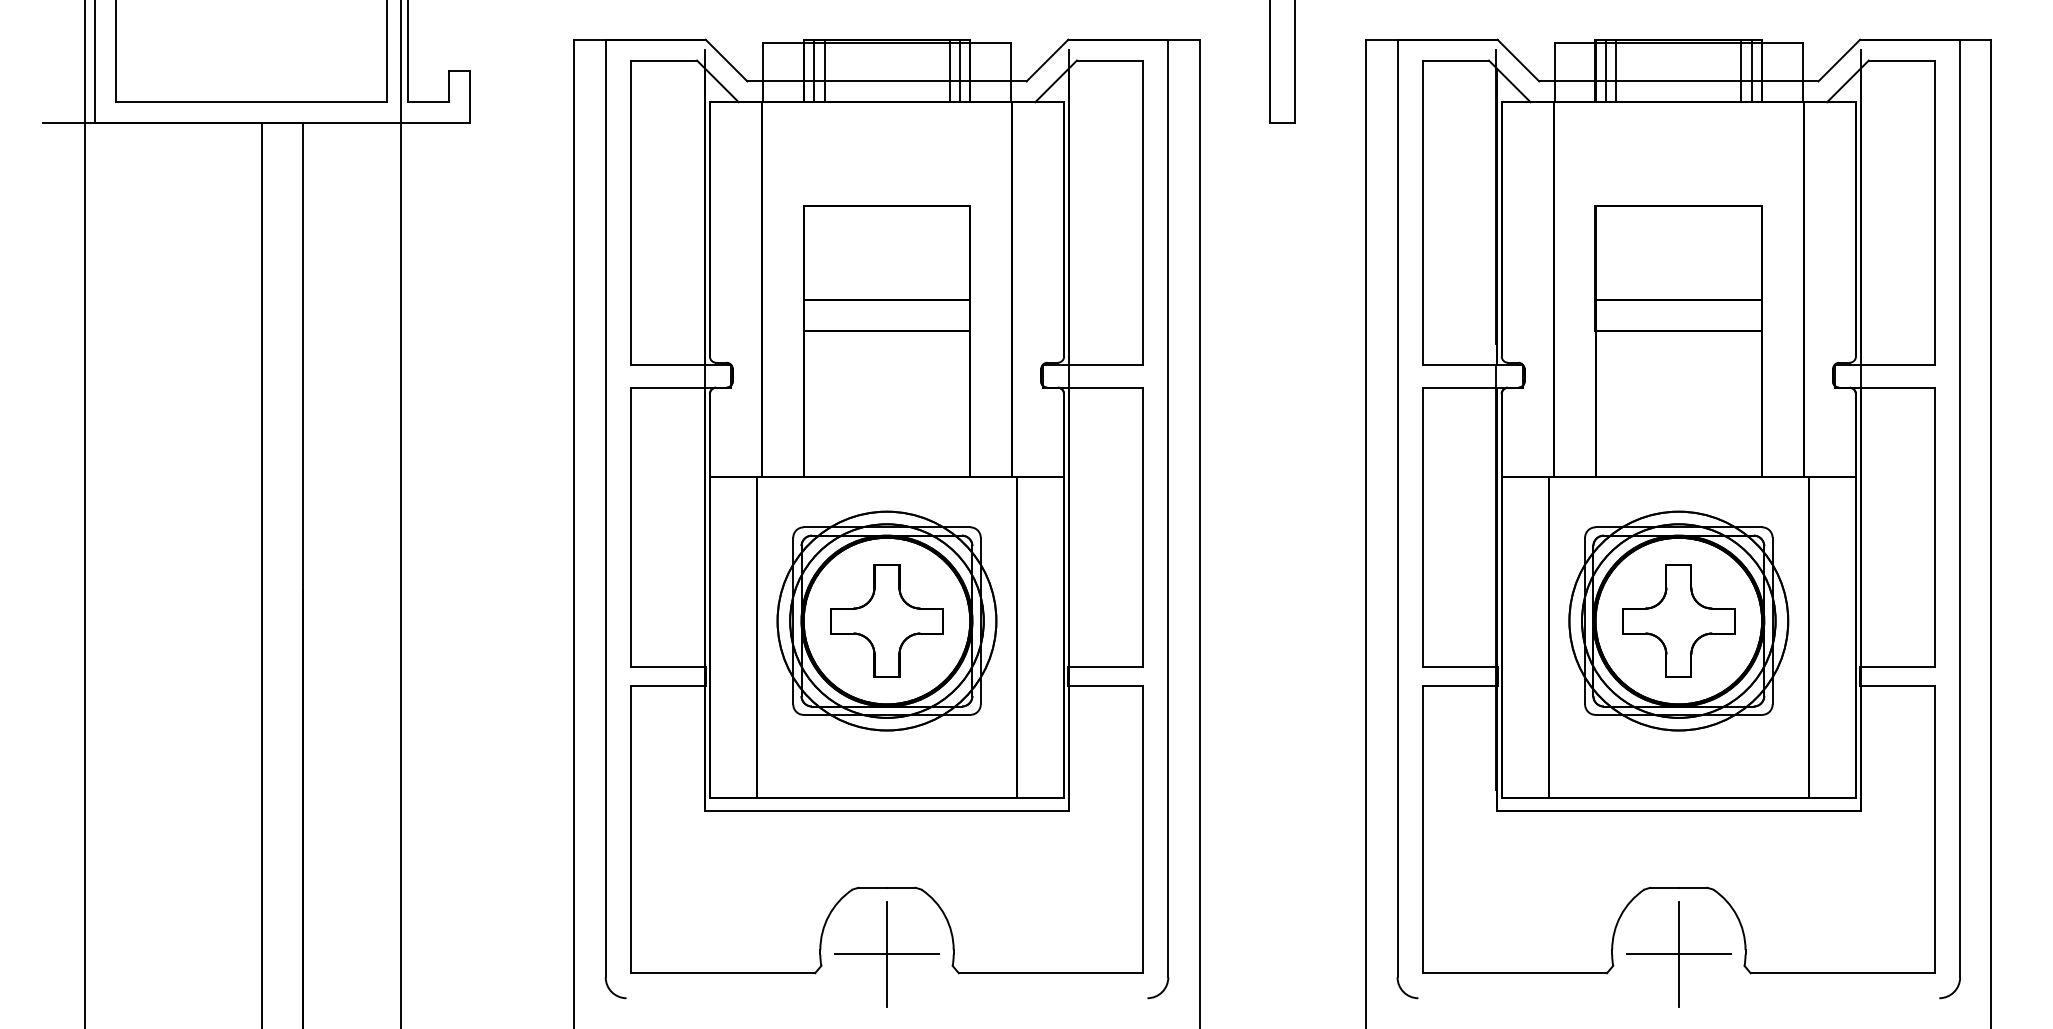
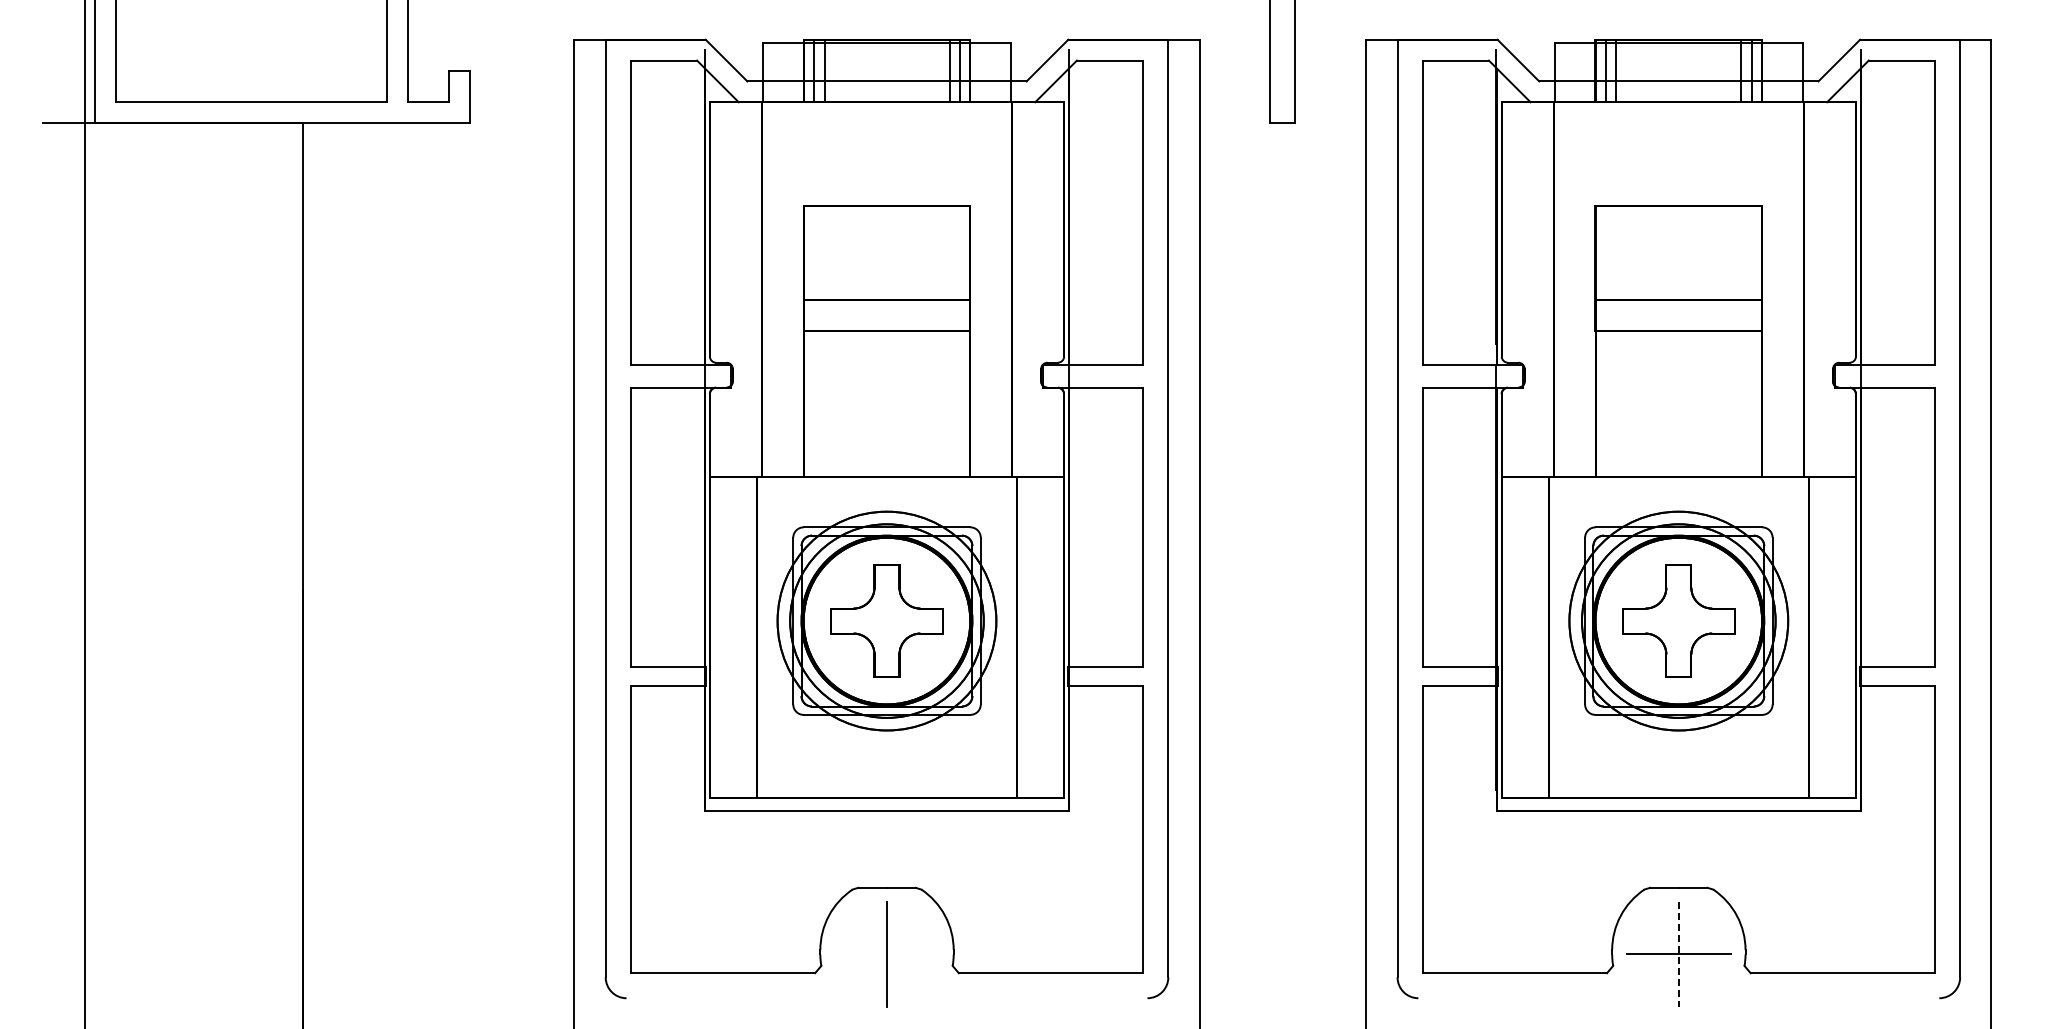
line: present -> none (401, 513)
line: present -> none (261, 574)
line: present -> none (886, 954)
line: solid -> dashed (1678, 954)
